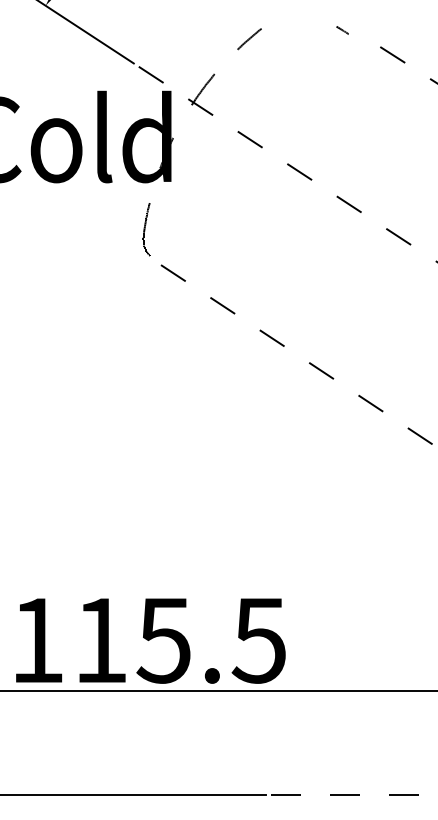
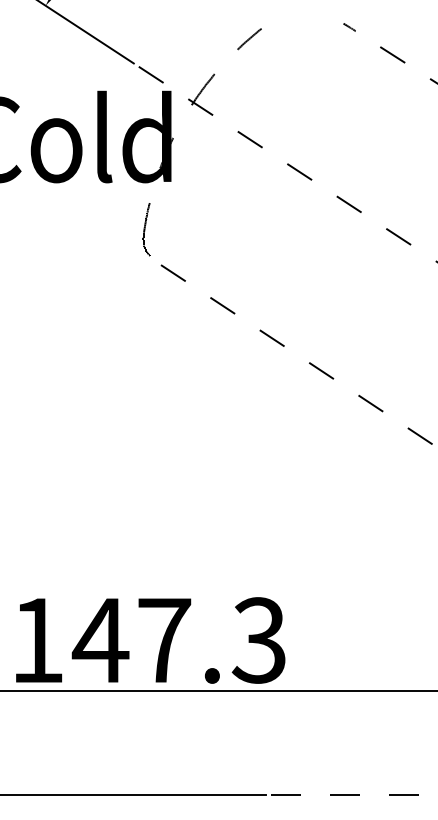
line position: (342, 30) -> (349, 27) (349, 27)
text: 115.5 -> 147.3 (178, 640)
